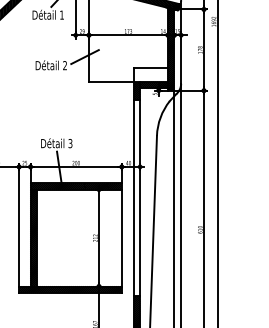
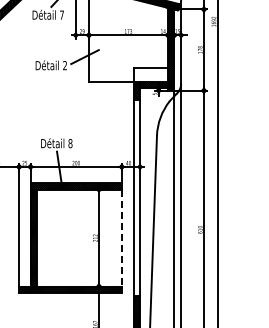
text: 1 -> 7 (61, 14)
text: 3 -> 8 (70, 143)
line: solid -> dashed (121, 238)
